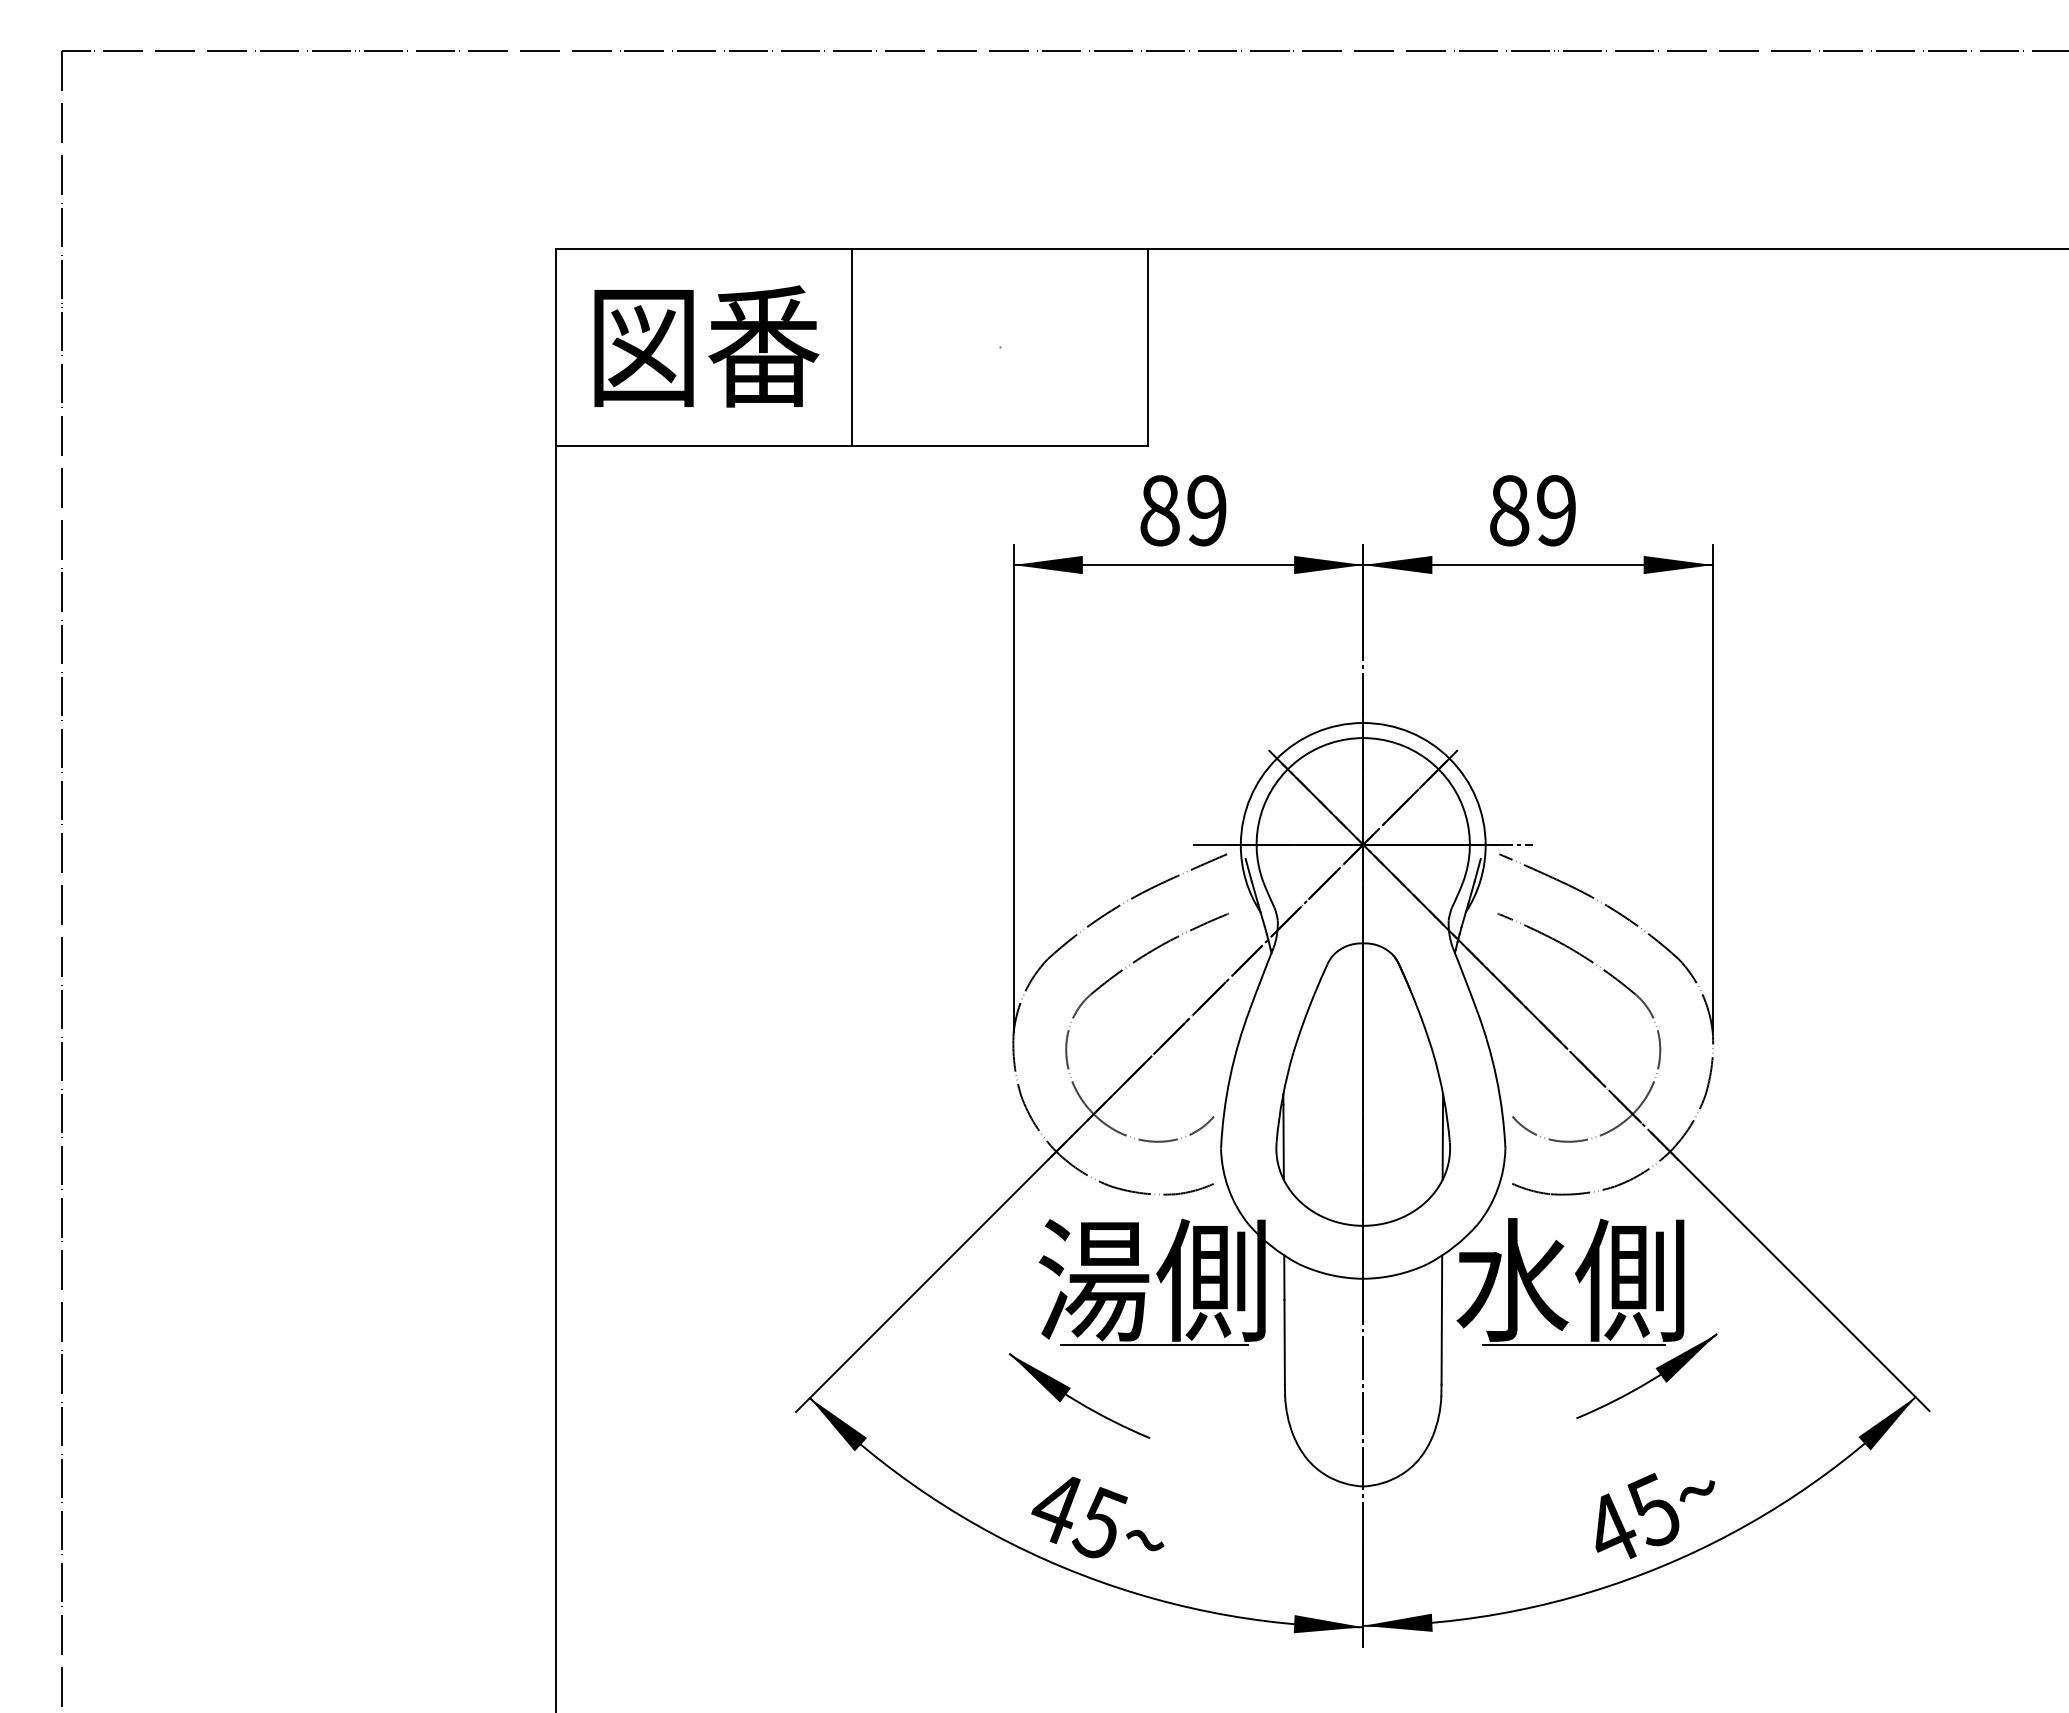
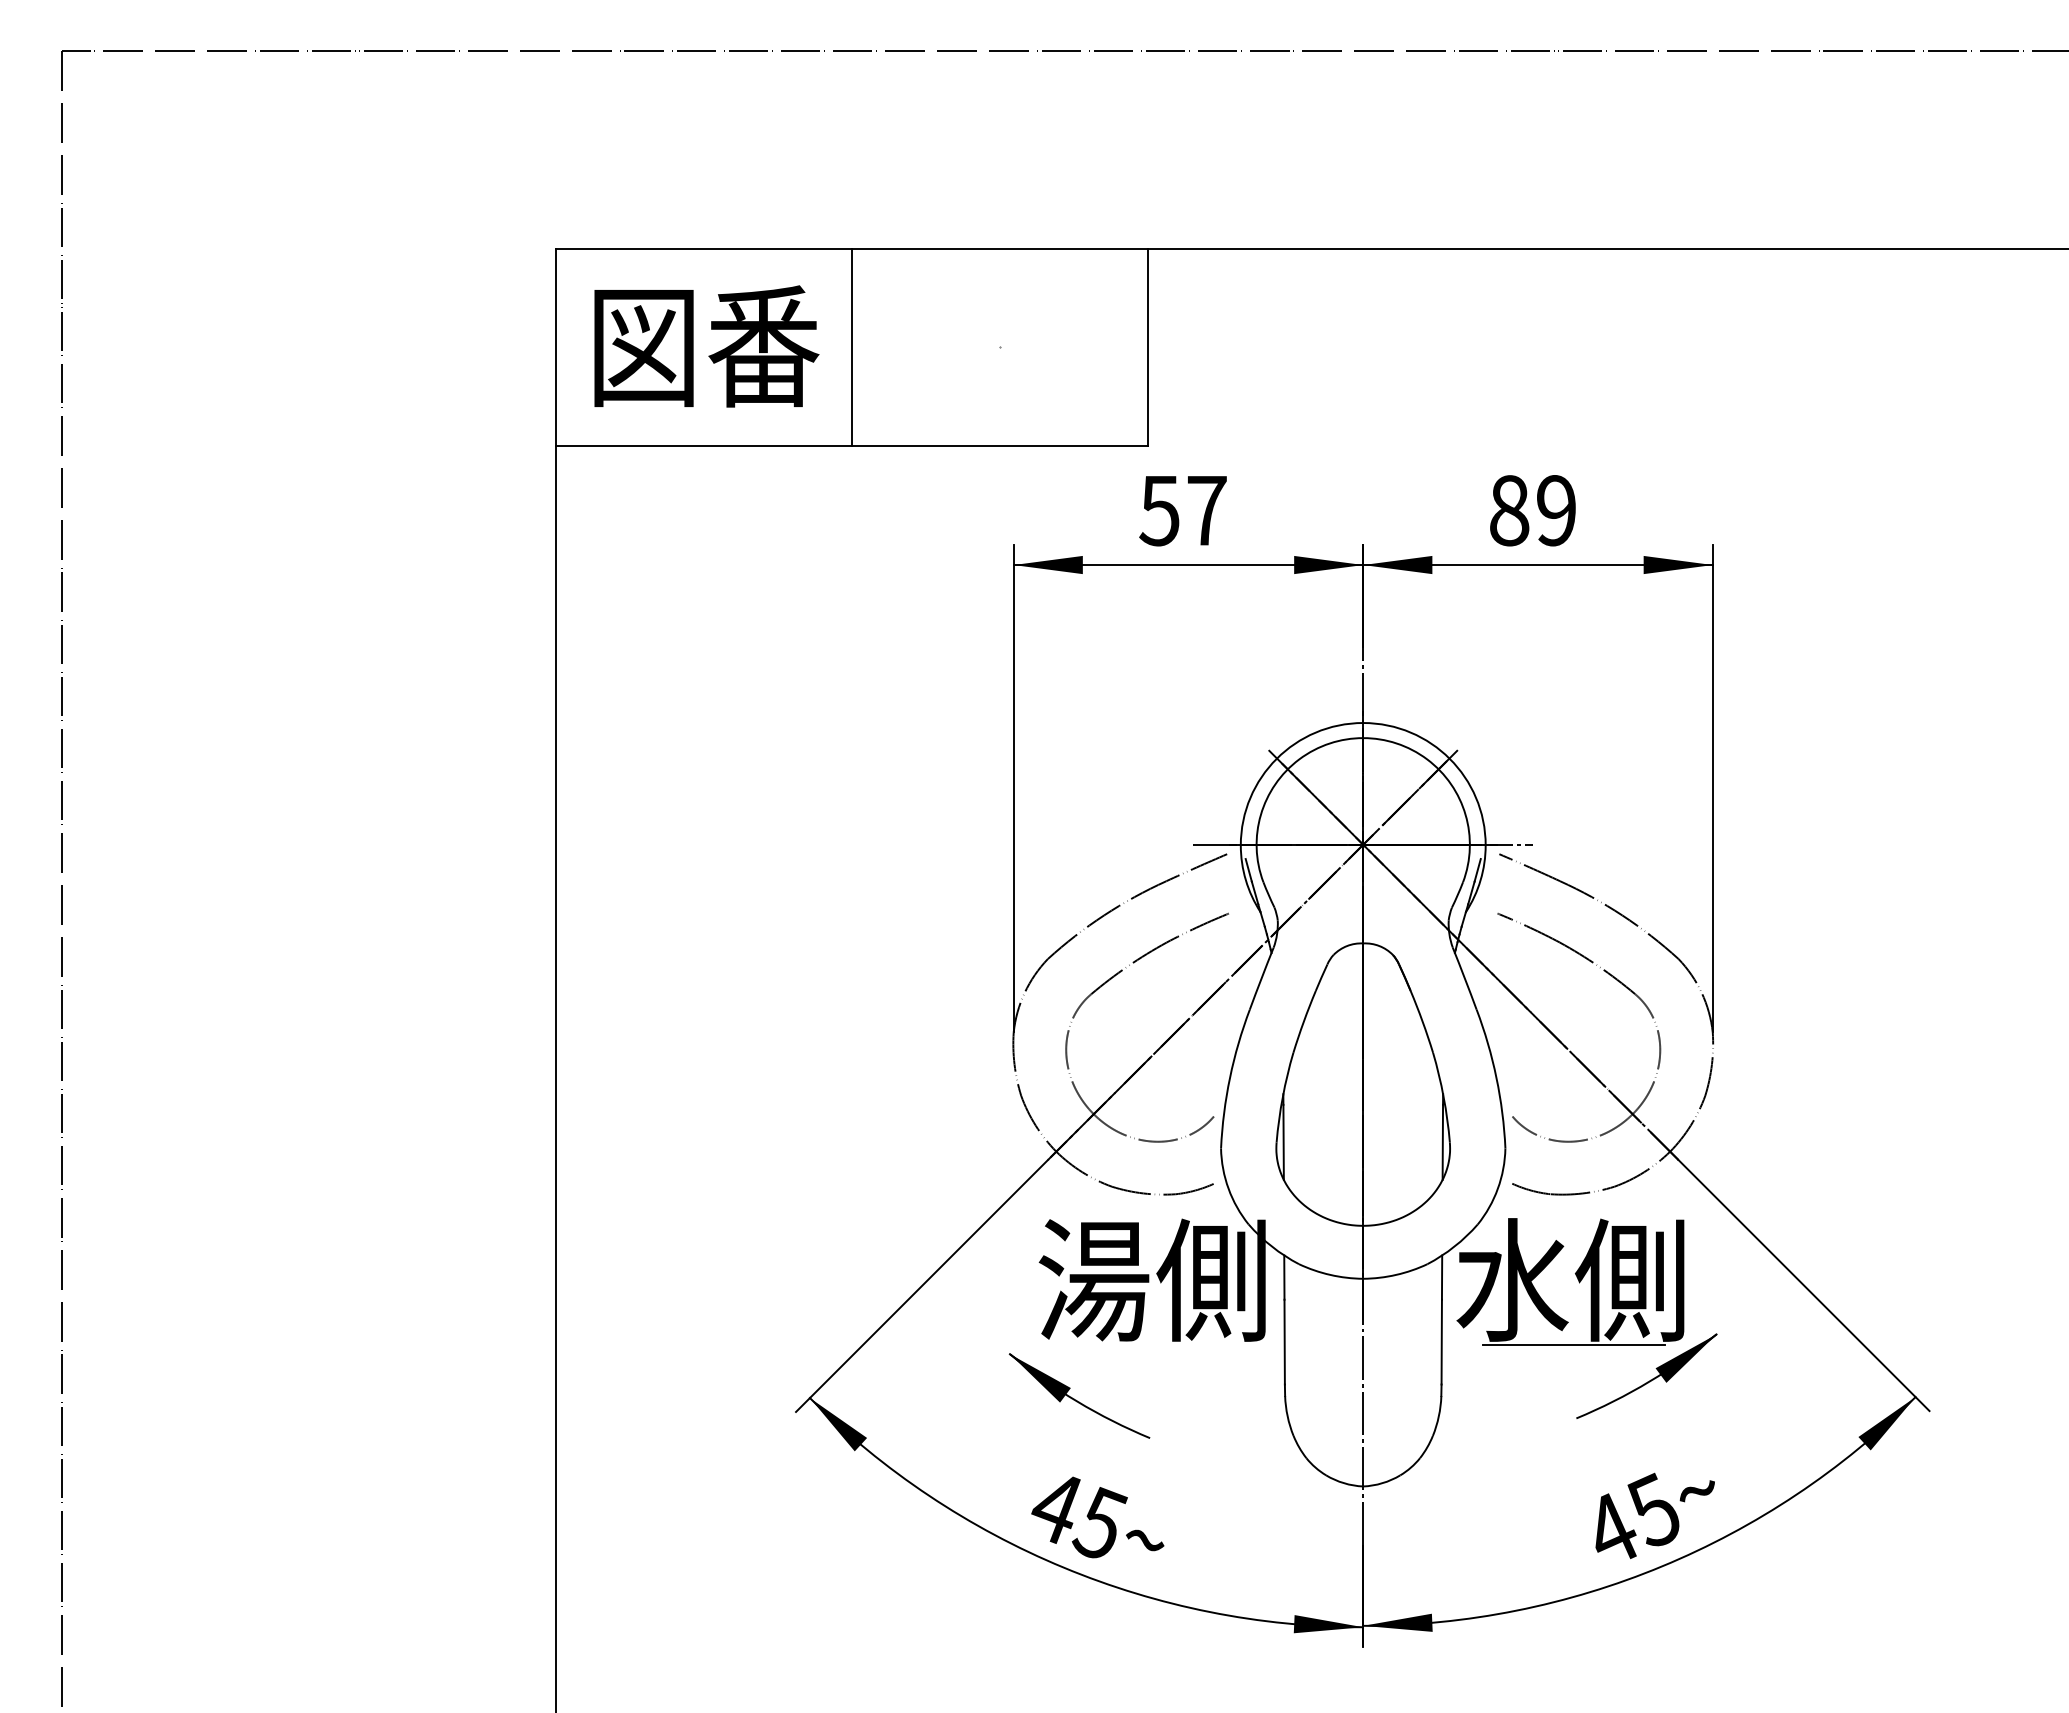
text: 89 -> 57 (1182, 510)
line: present -> none (1154, 1344)
